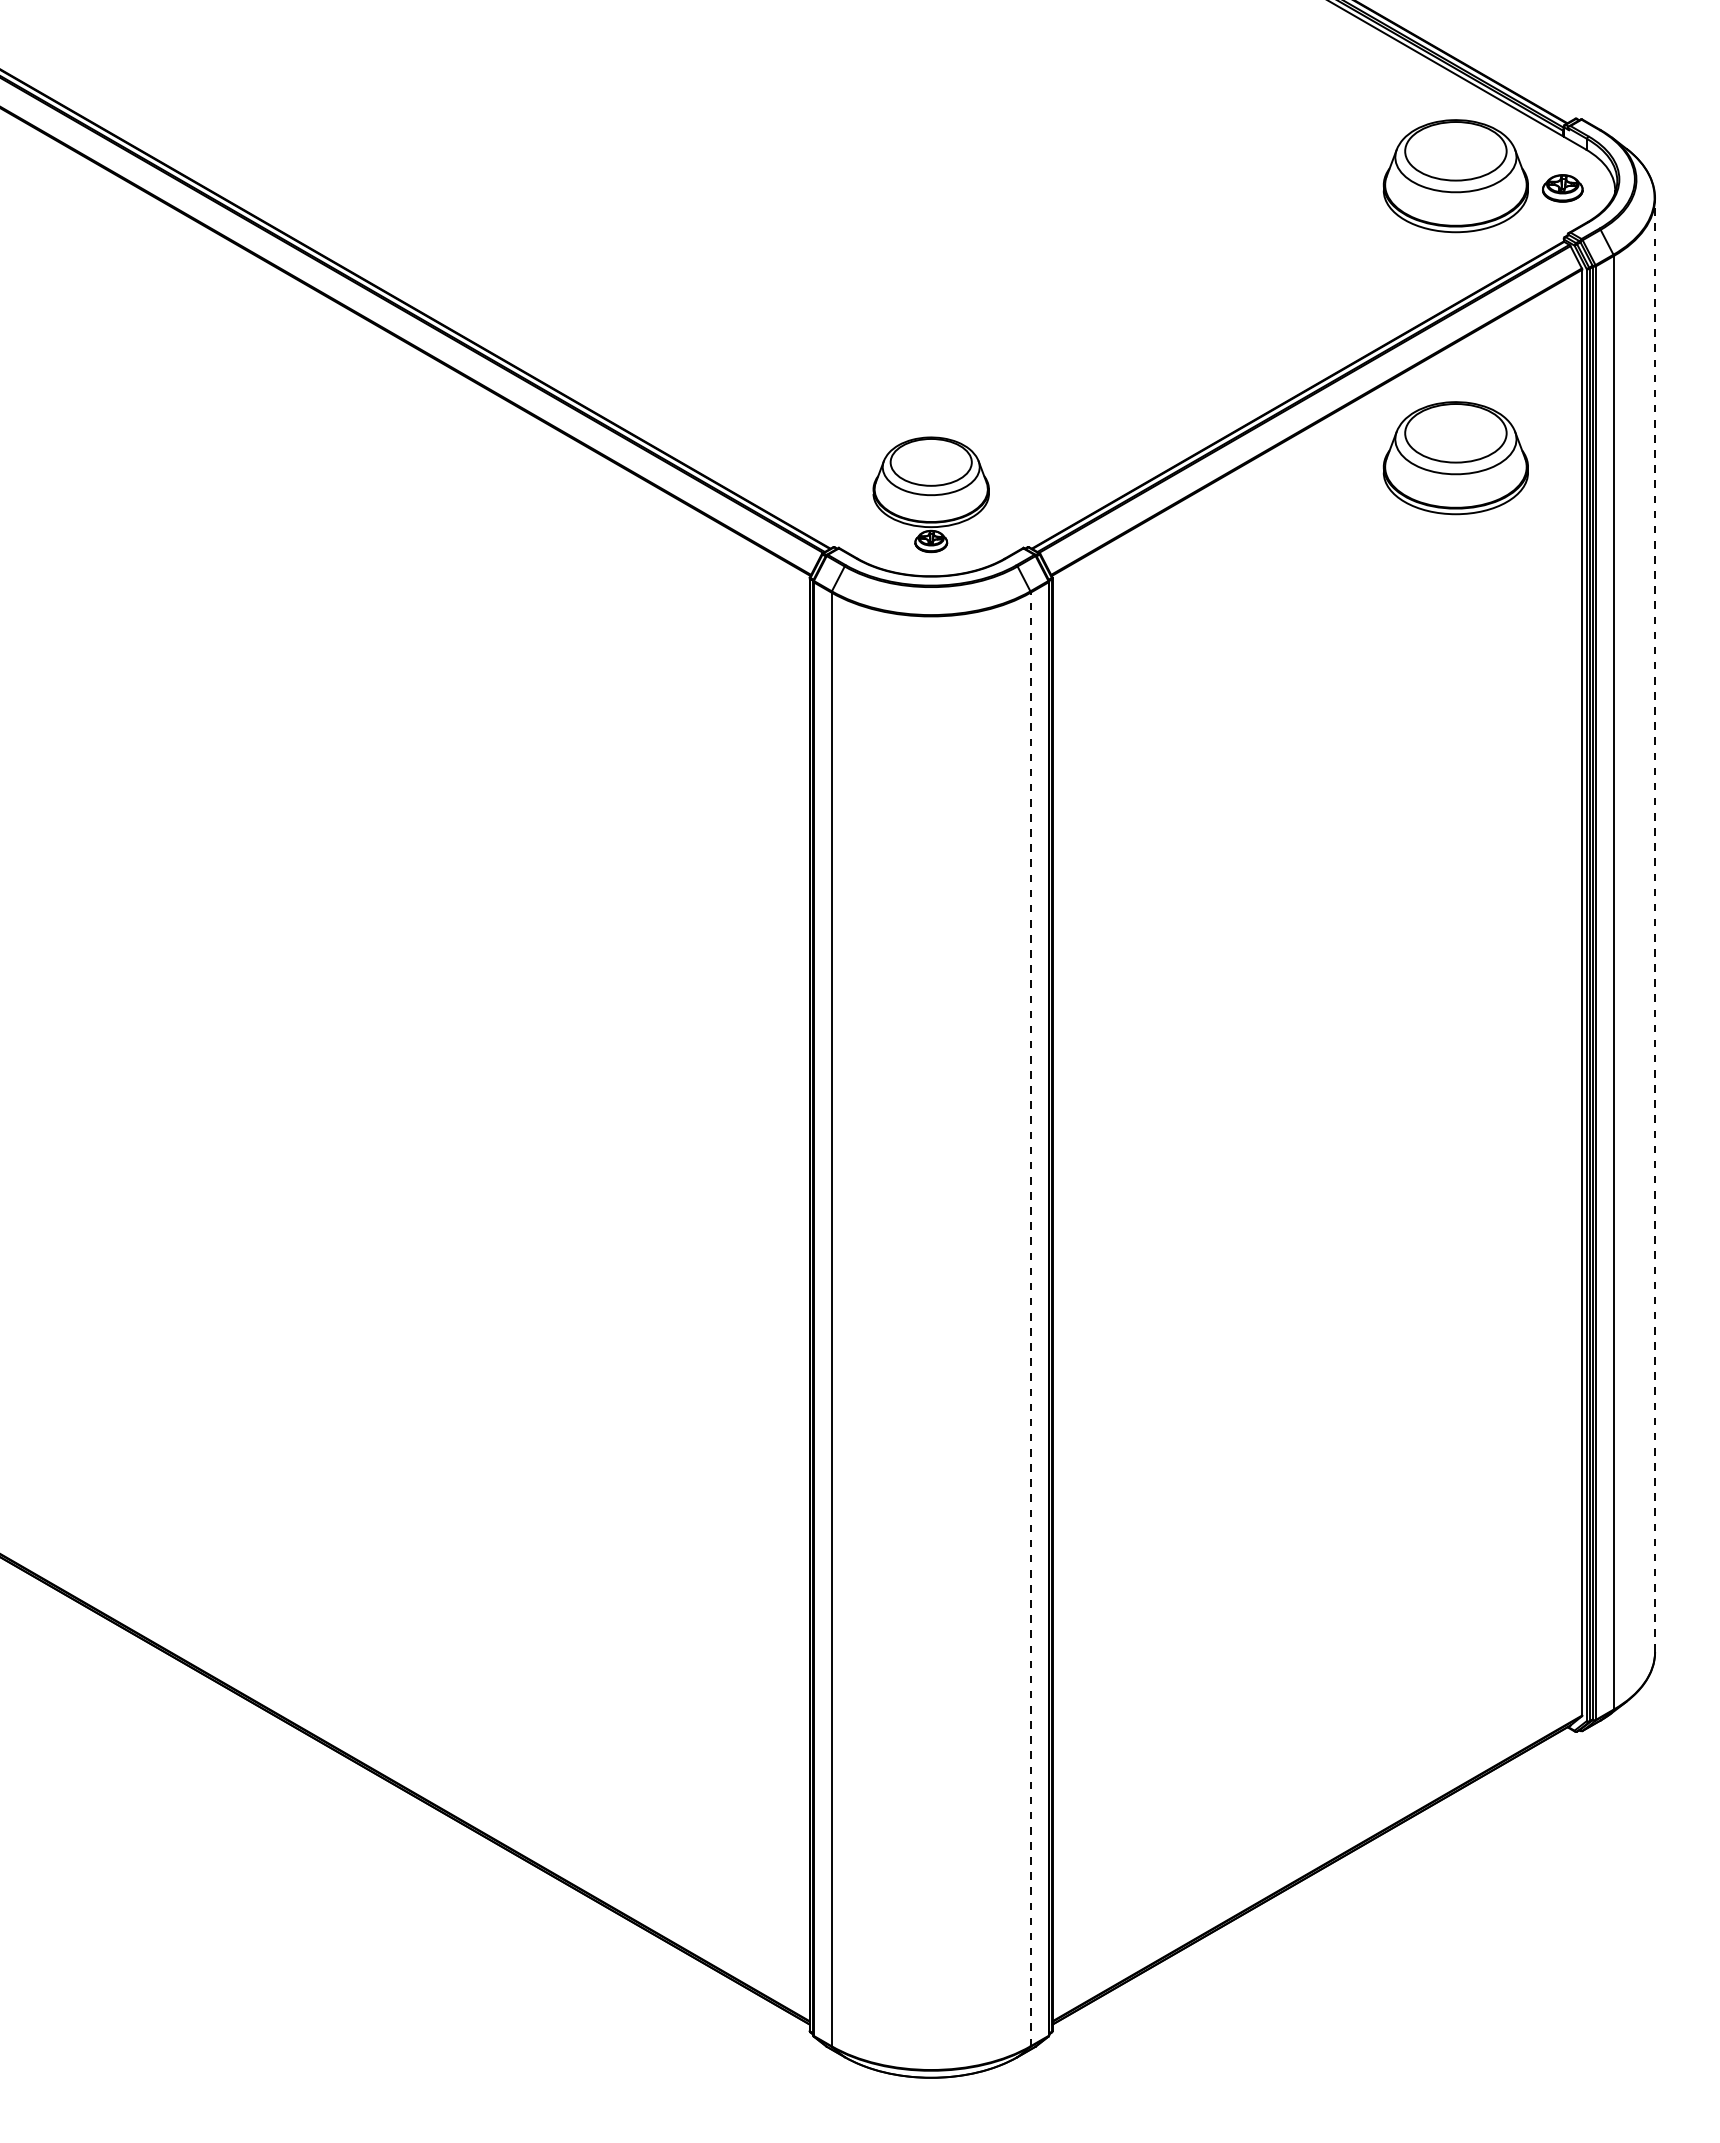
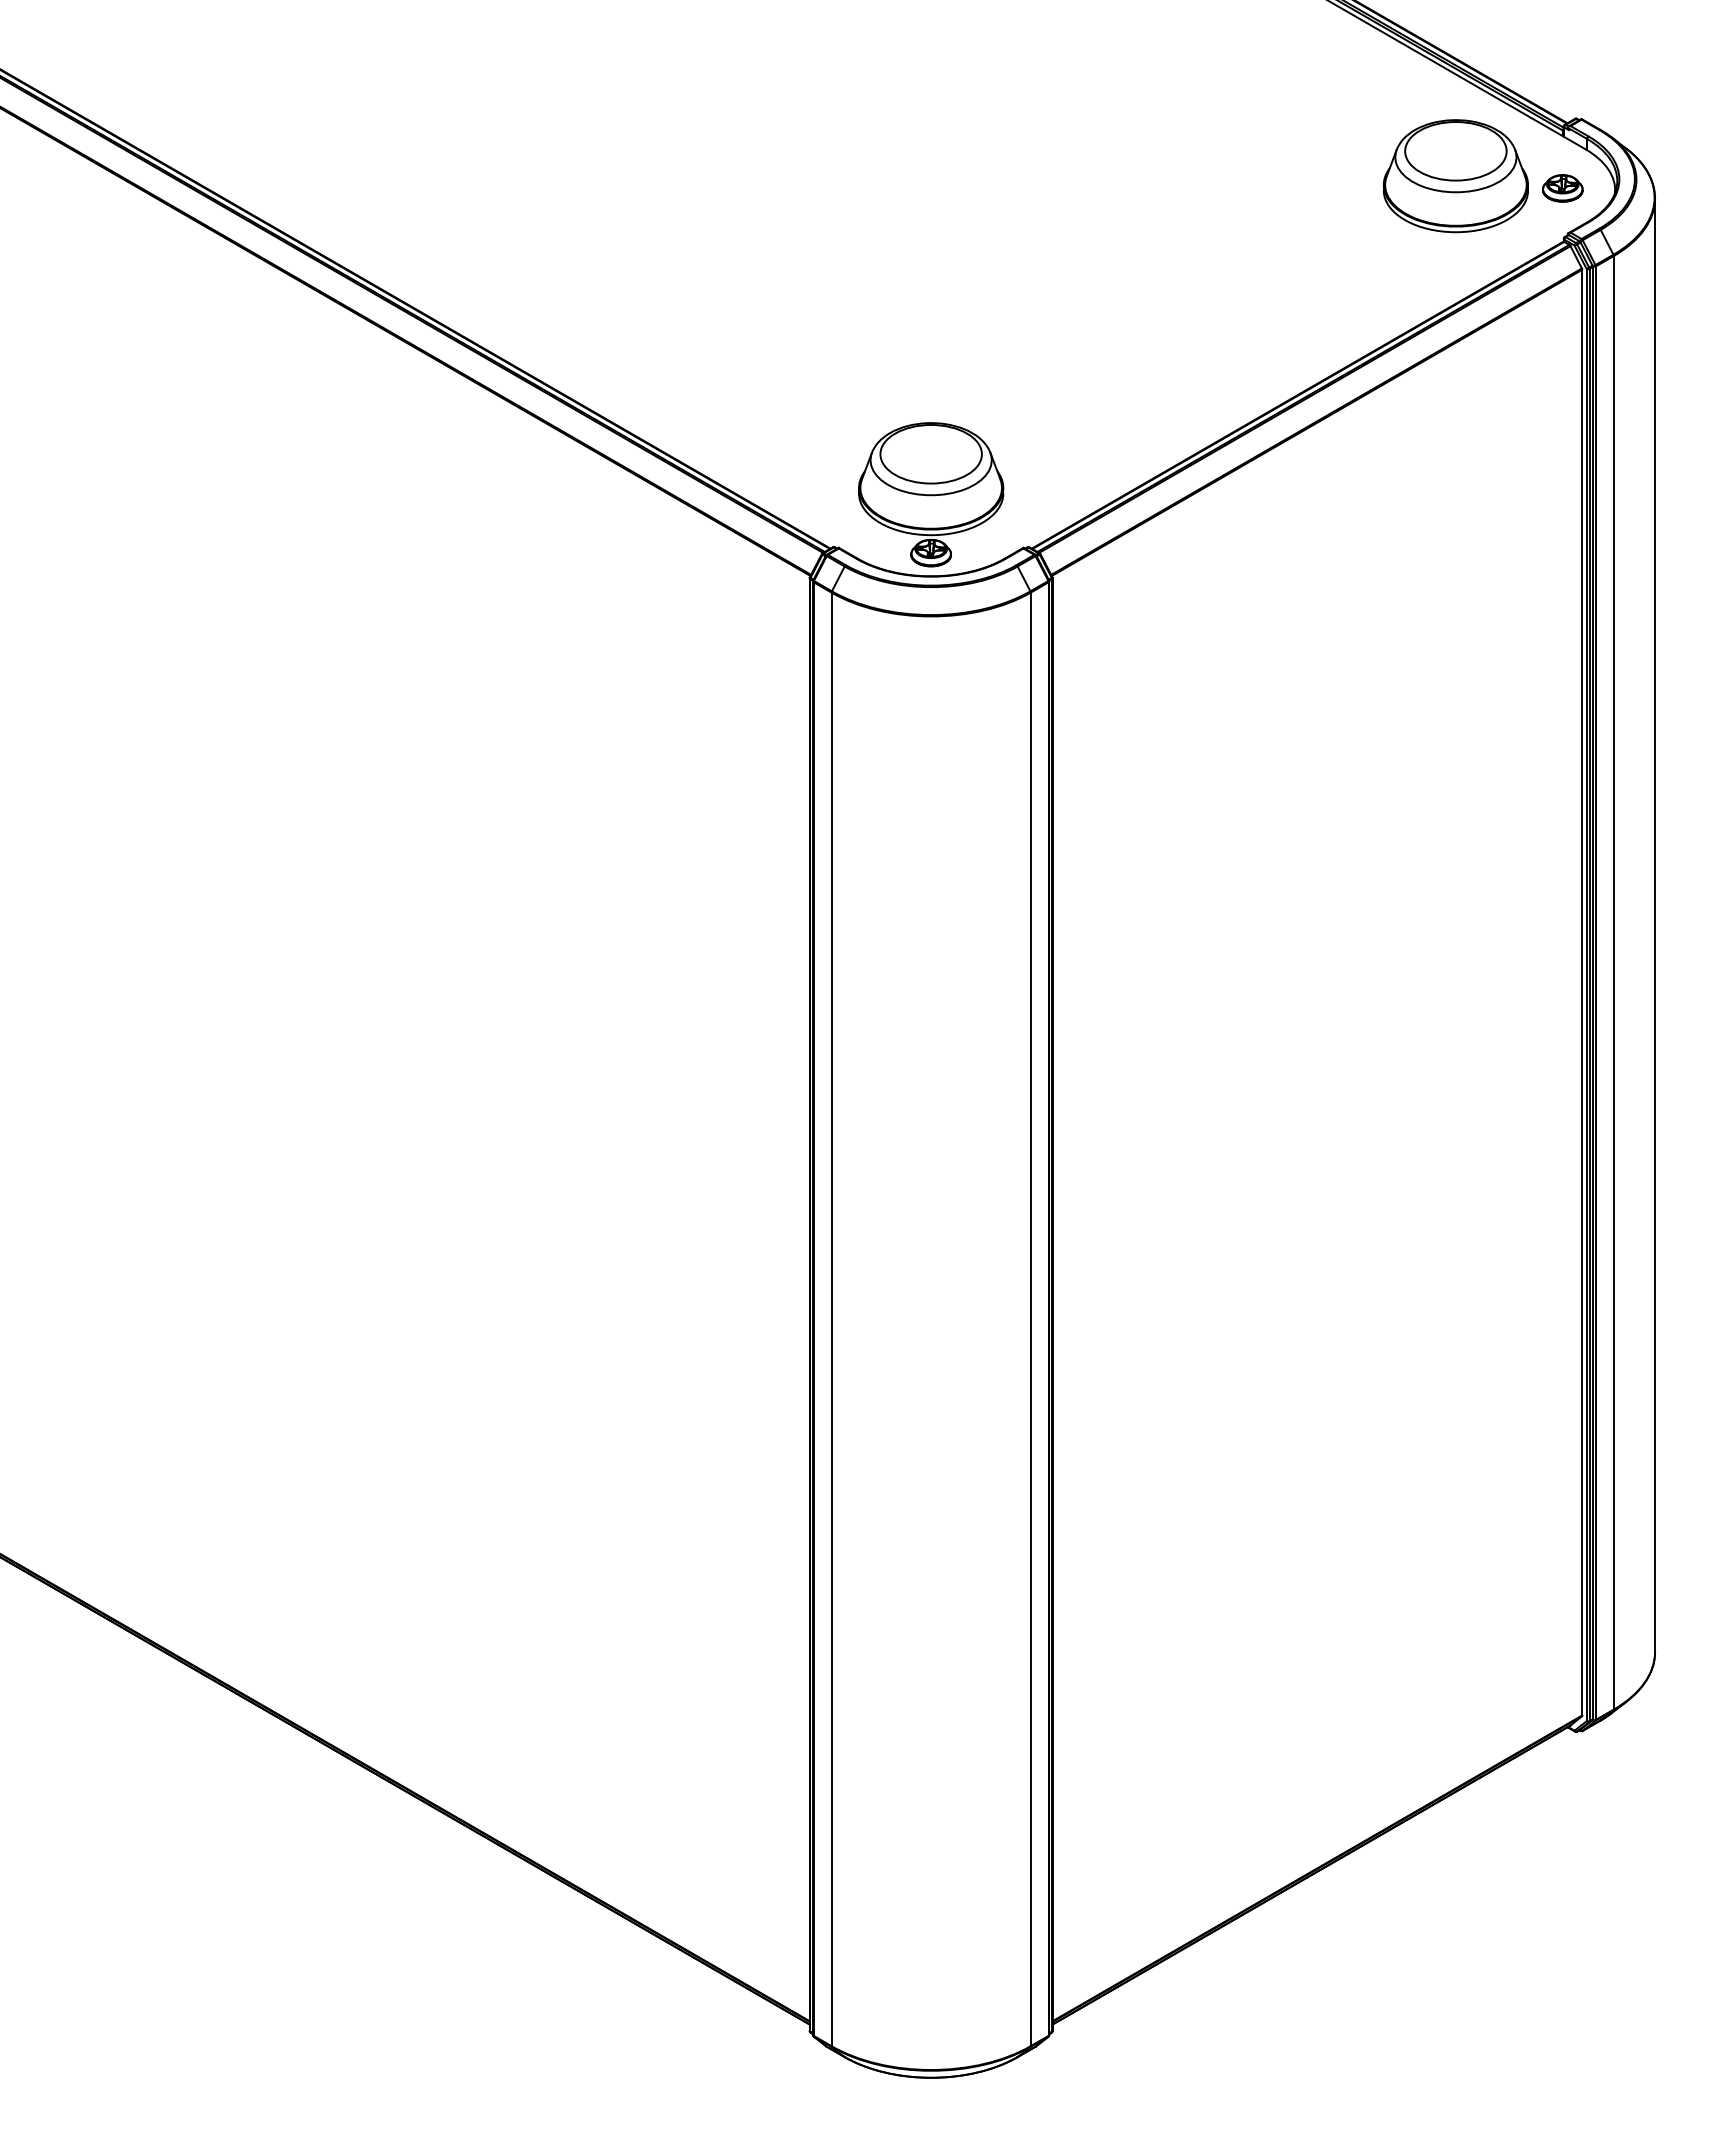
part: present -> none (1455, 458)
part size: 118x118 px -> 147x146 px (931, 494)
line: dashed -> solid (1655, 925)
line: dashed -> solid (1030, 1319)
